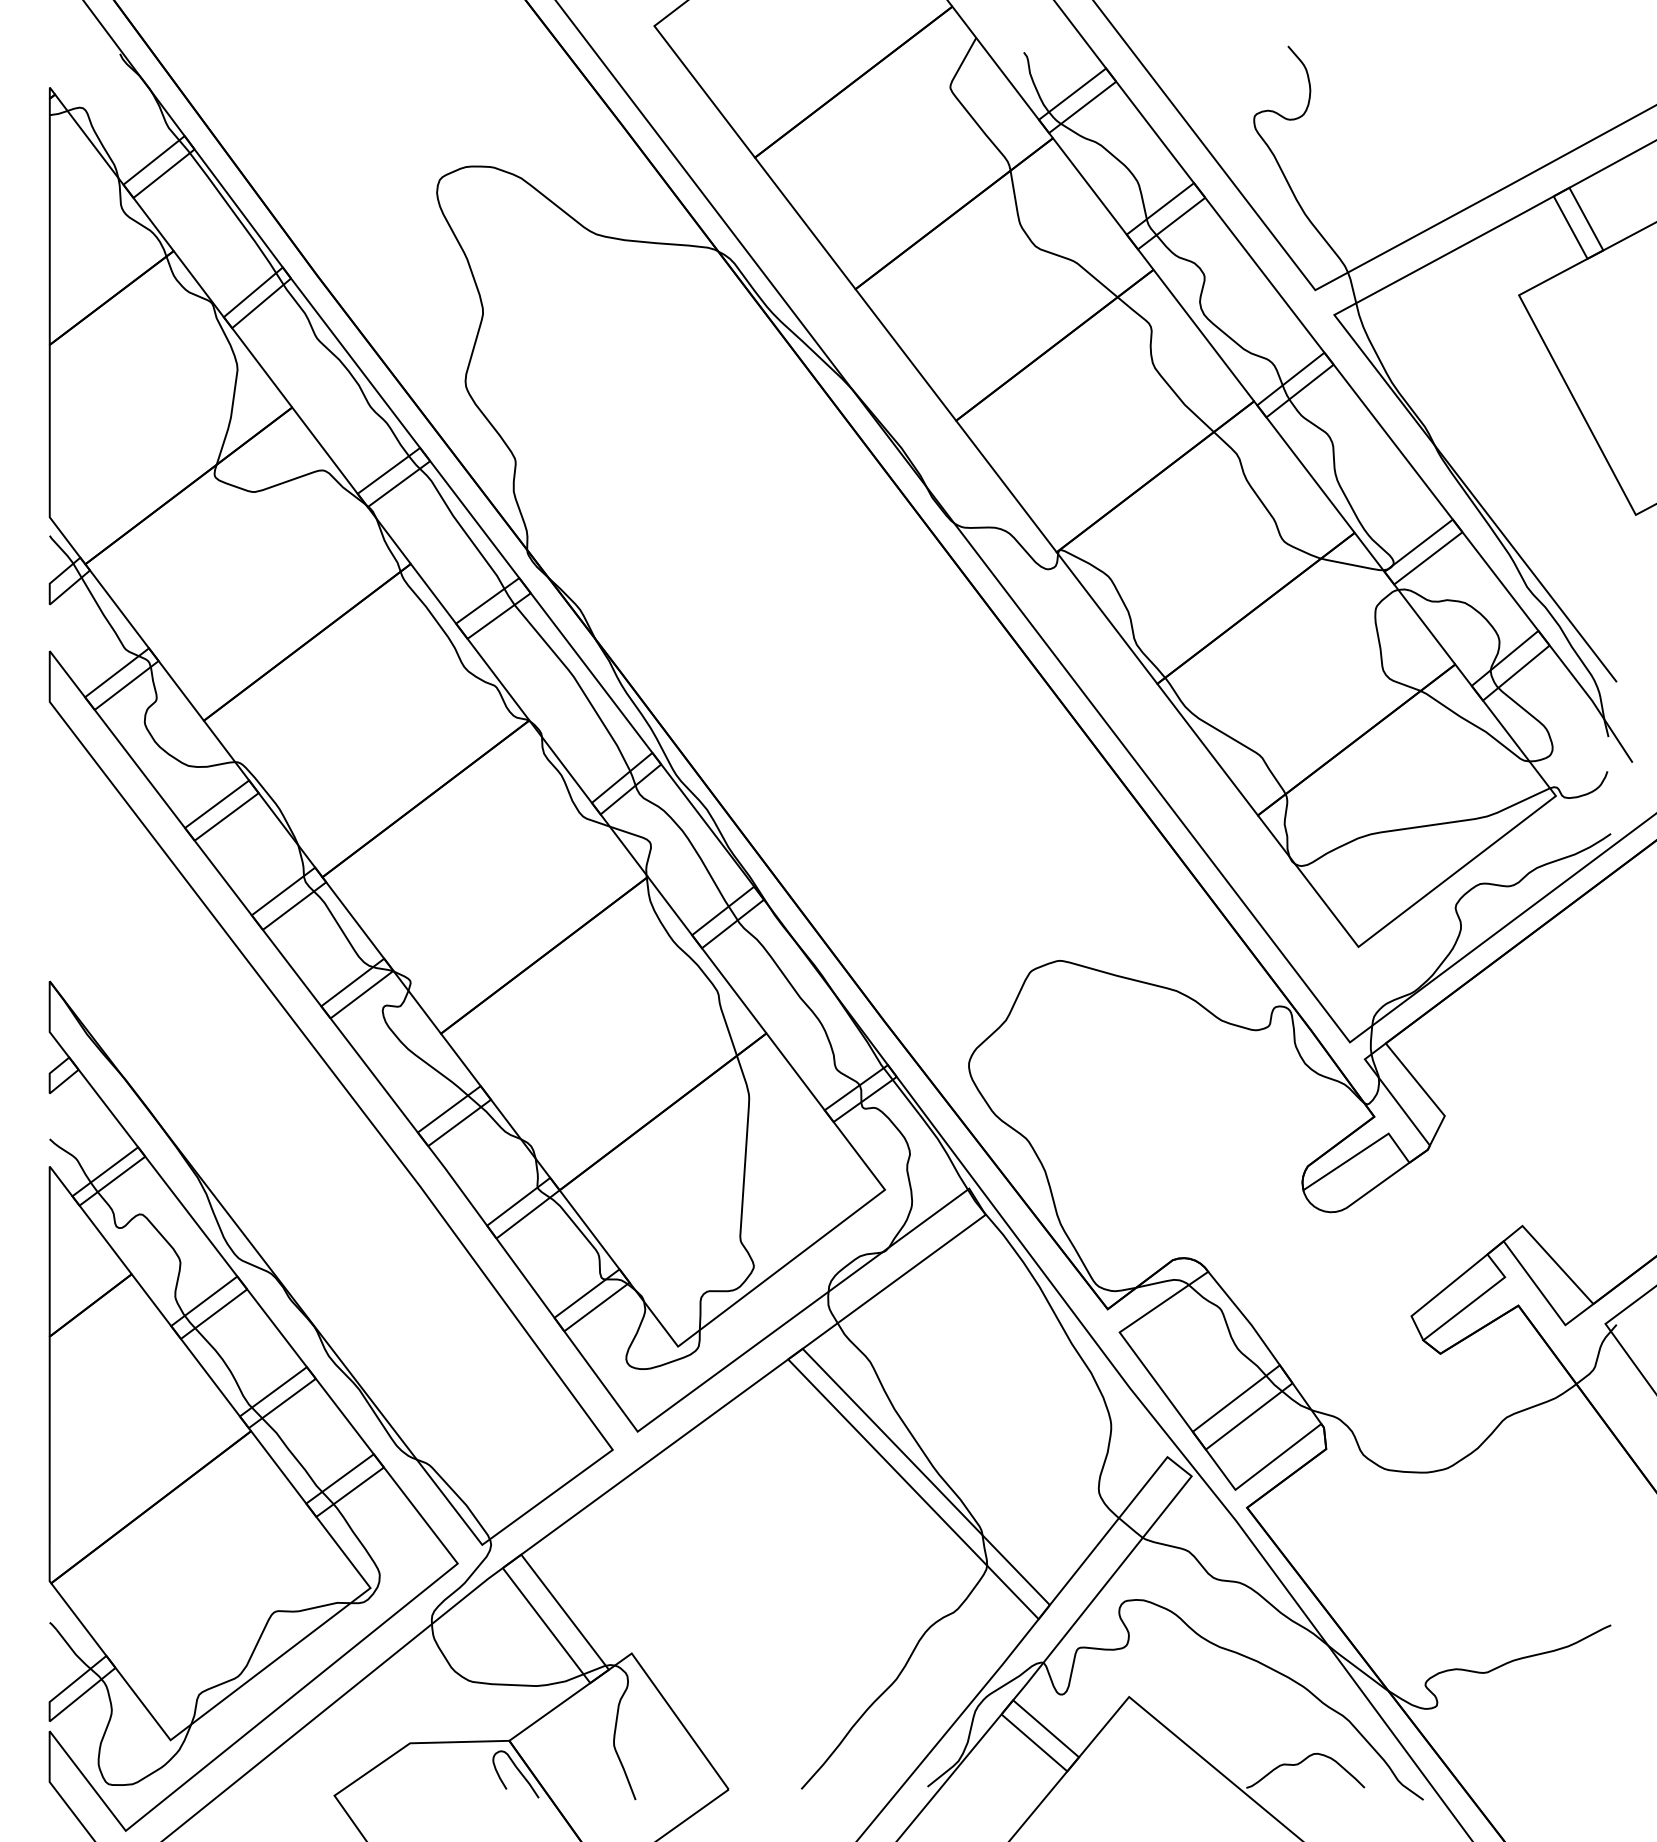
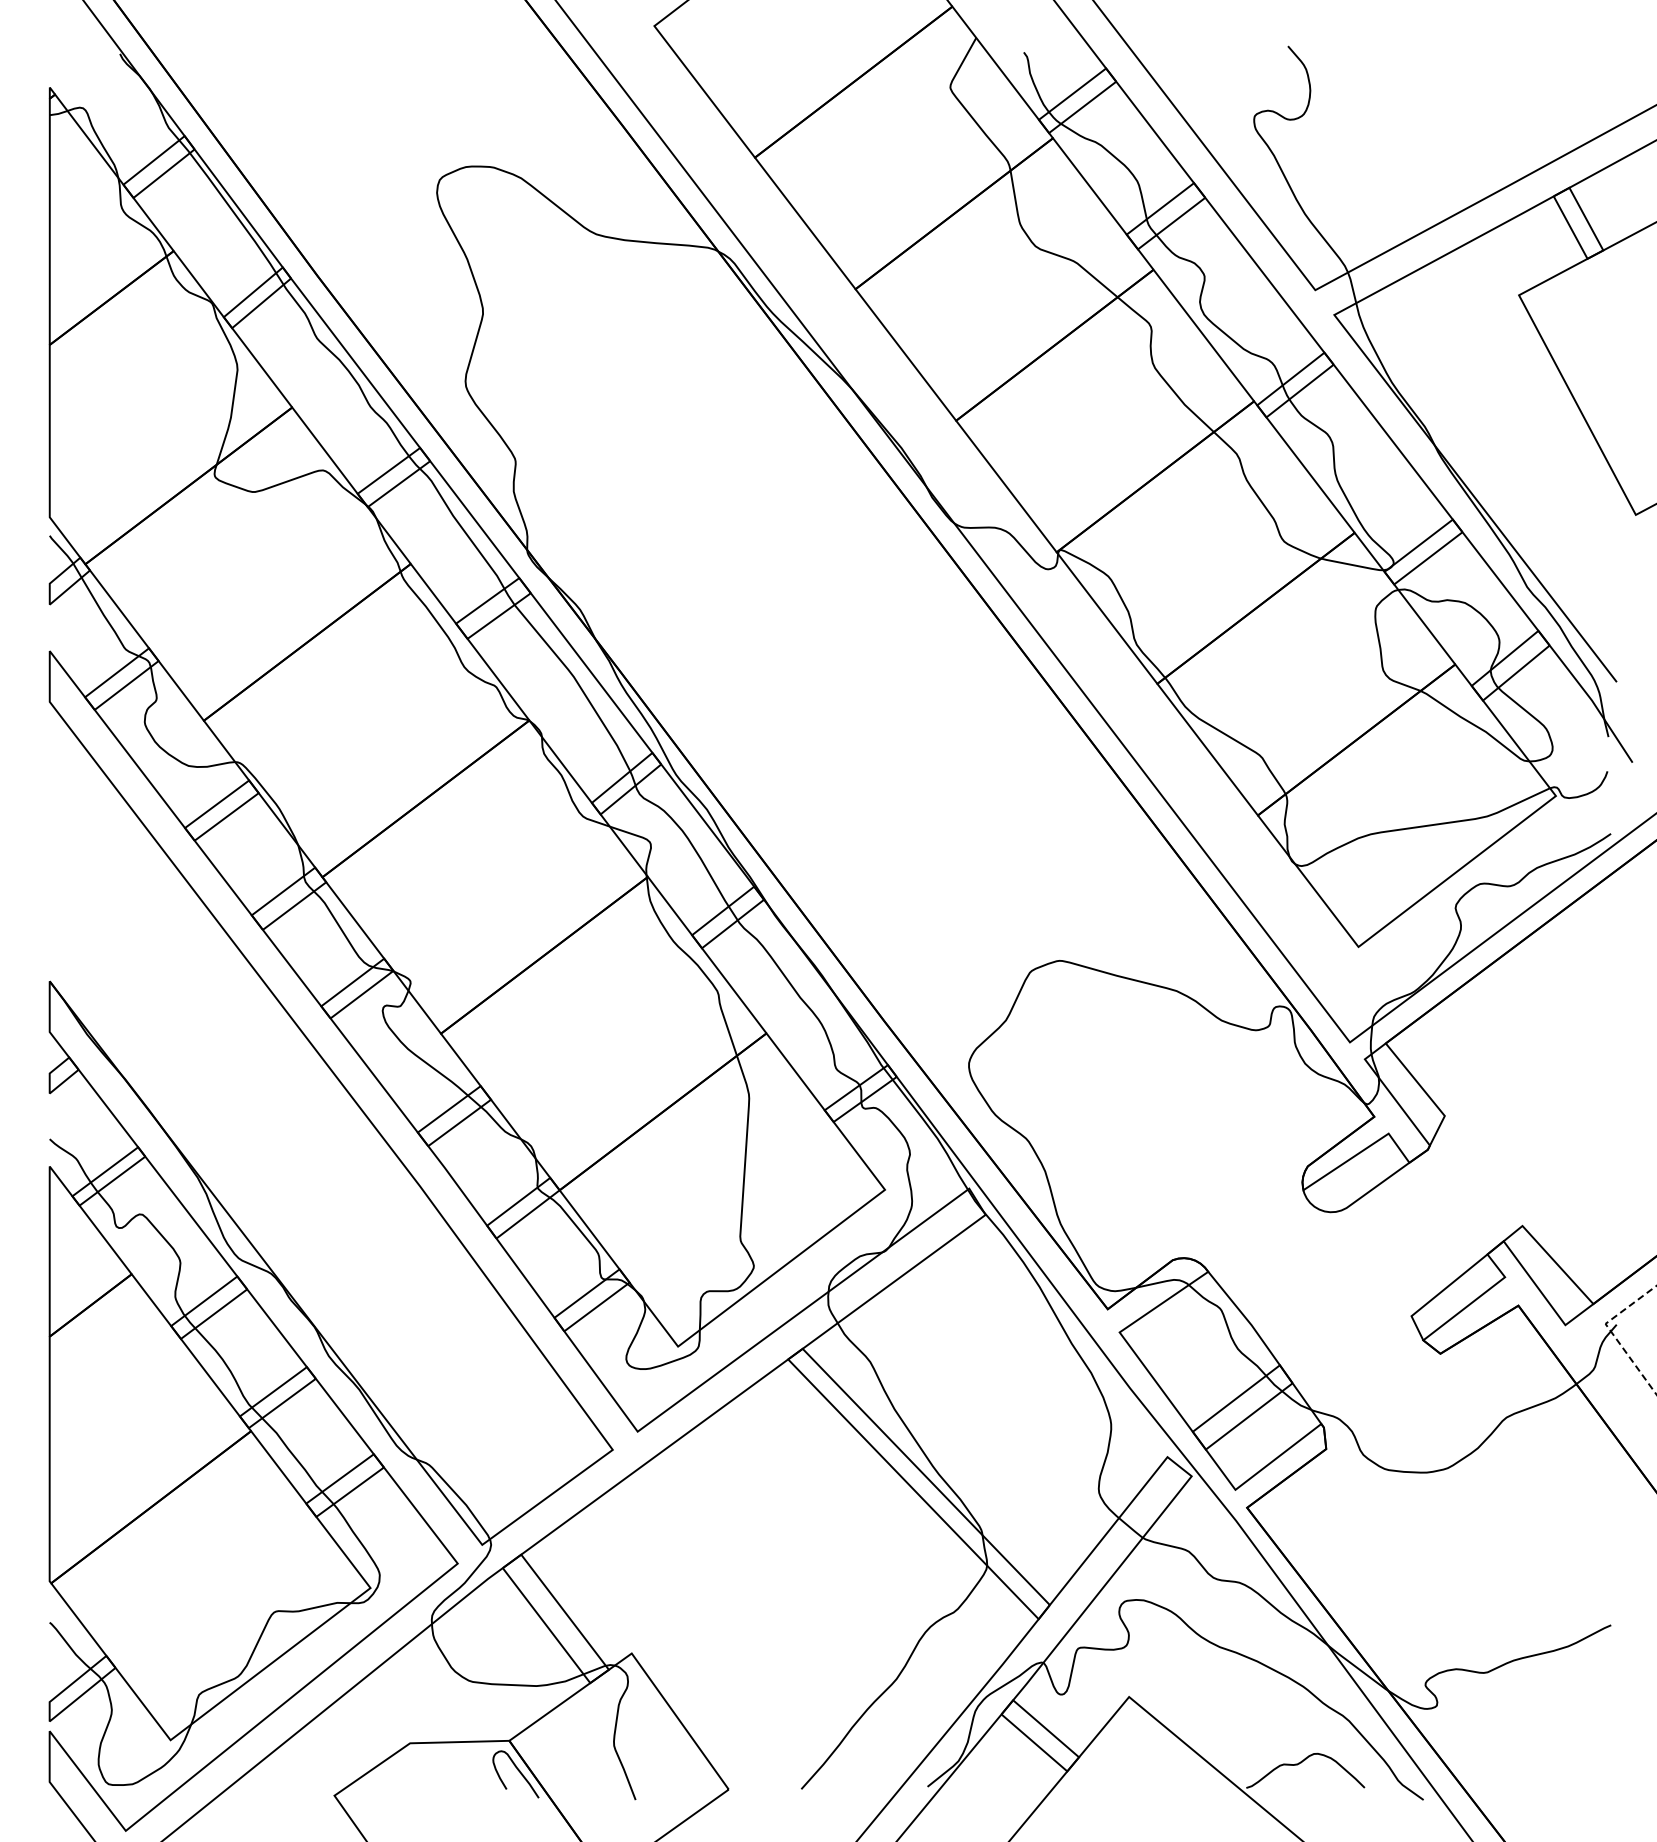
line: solid -> dashed (1612, 1333)
